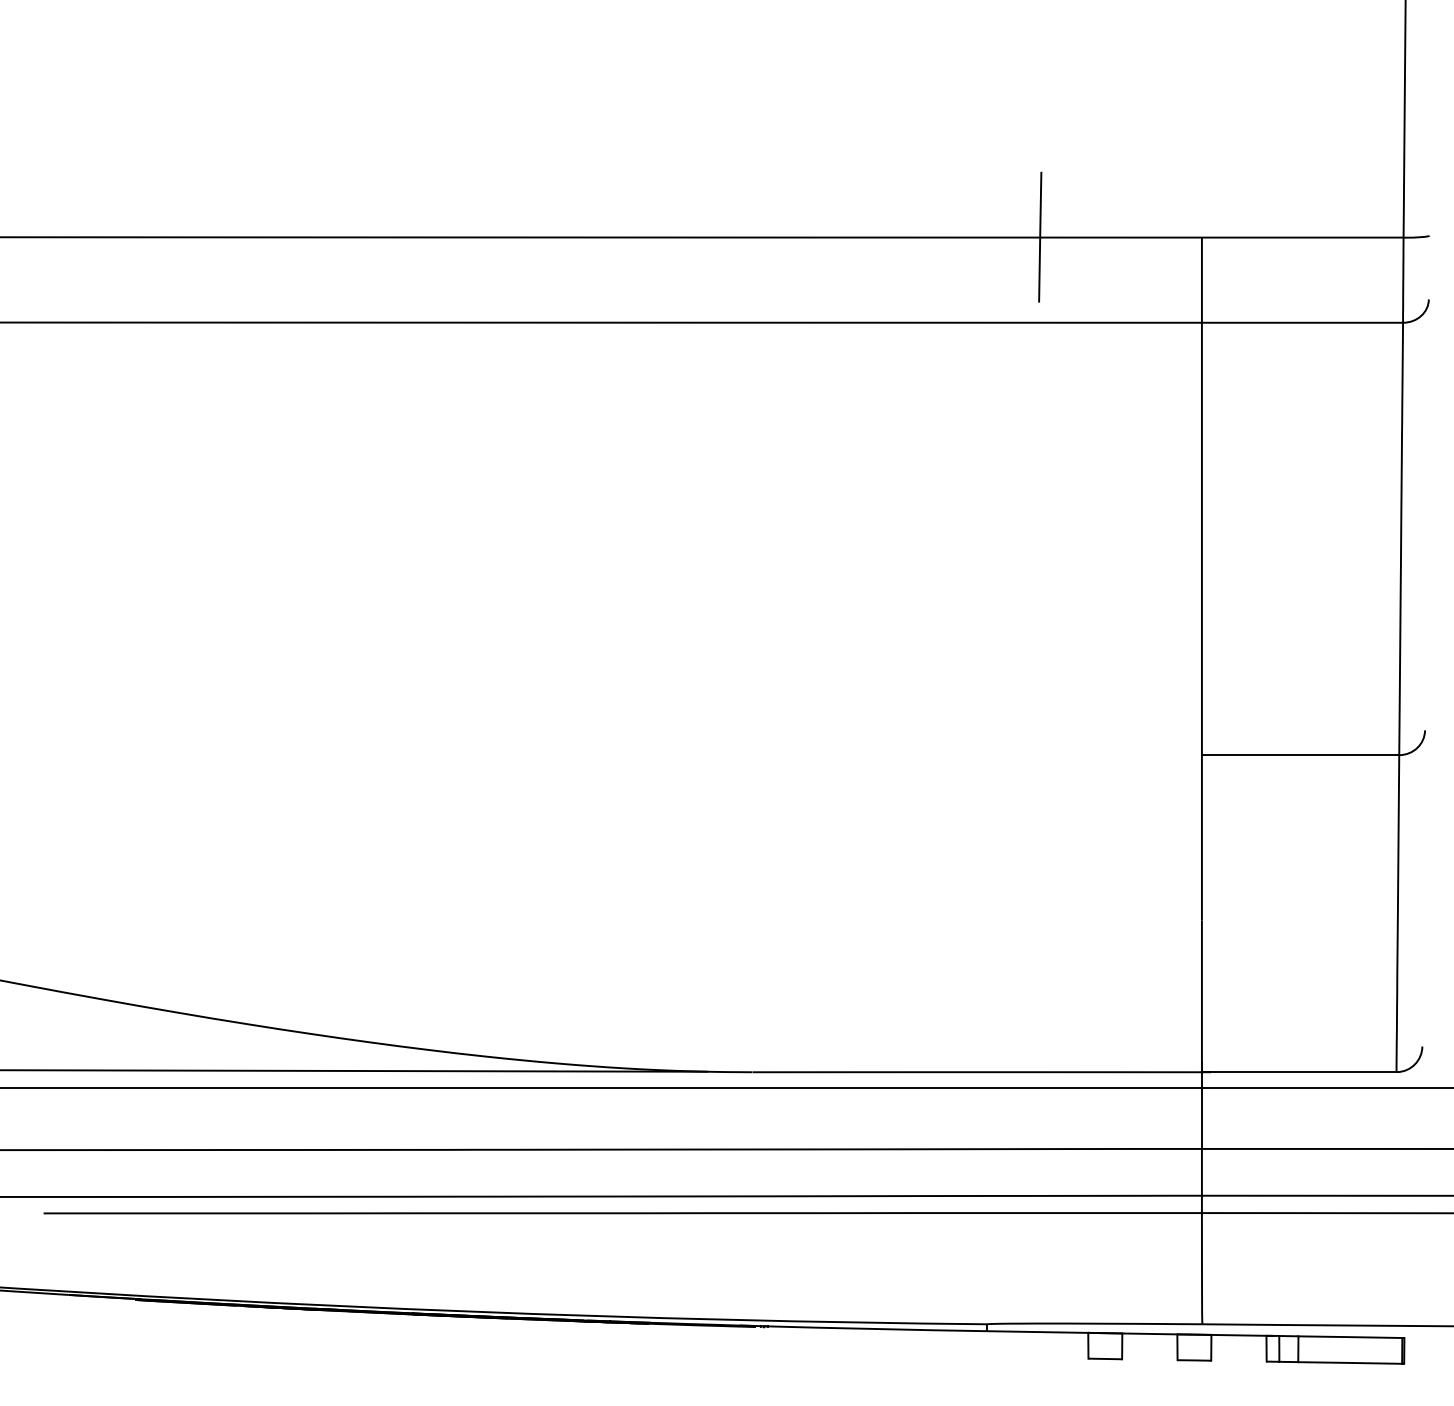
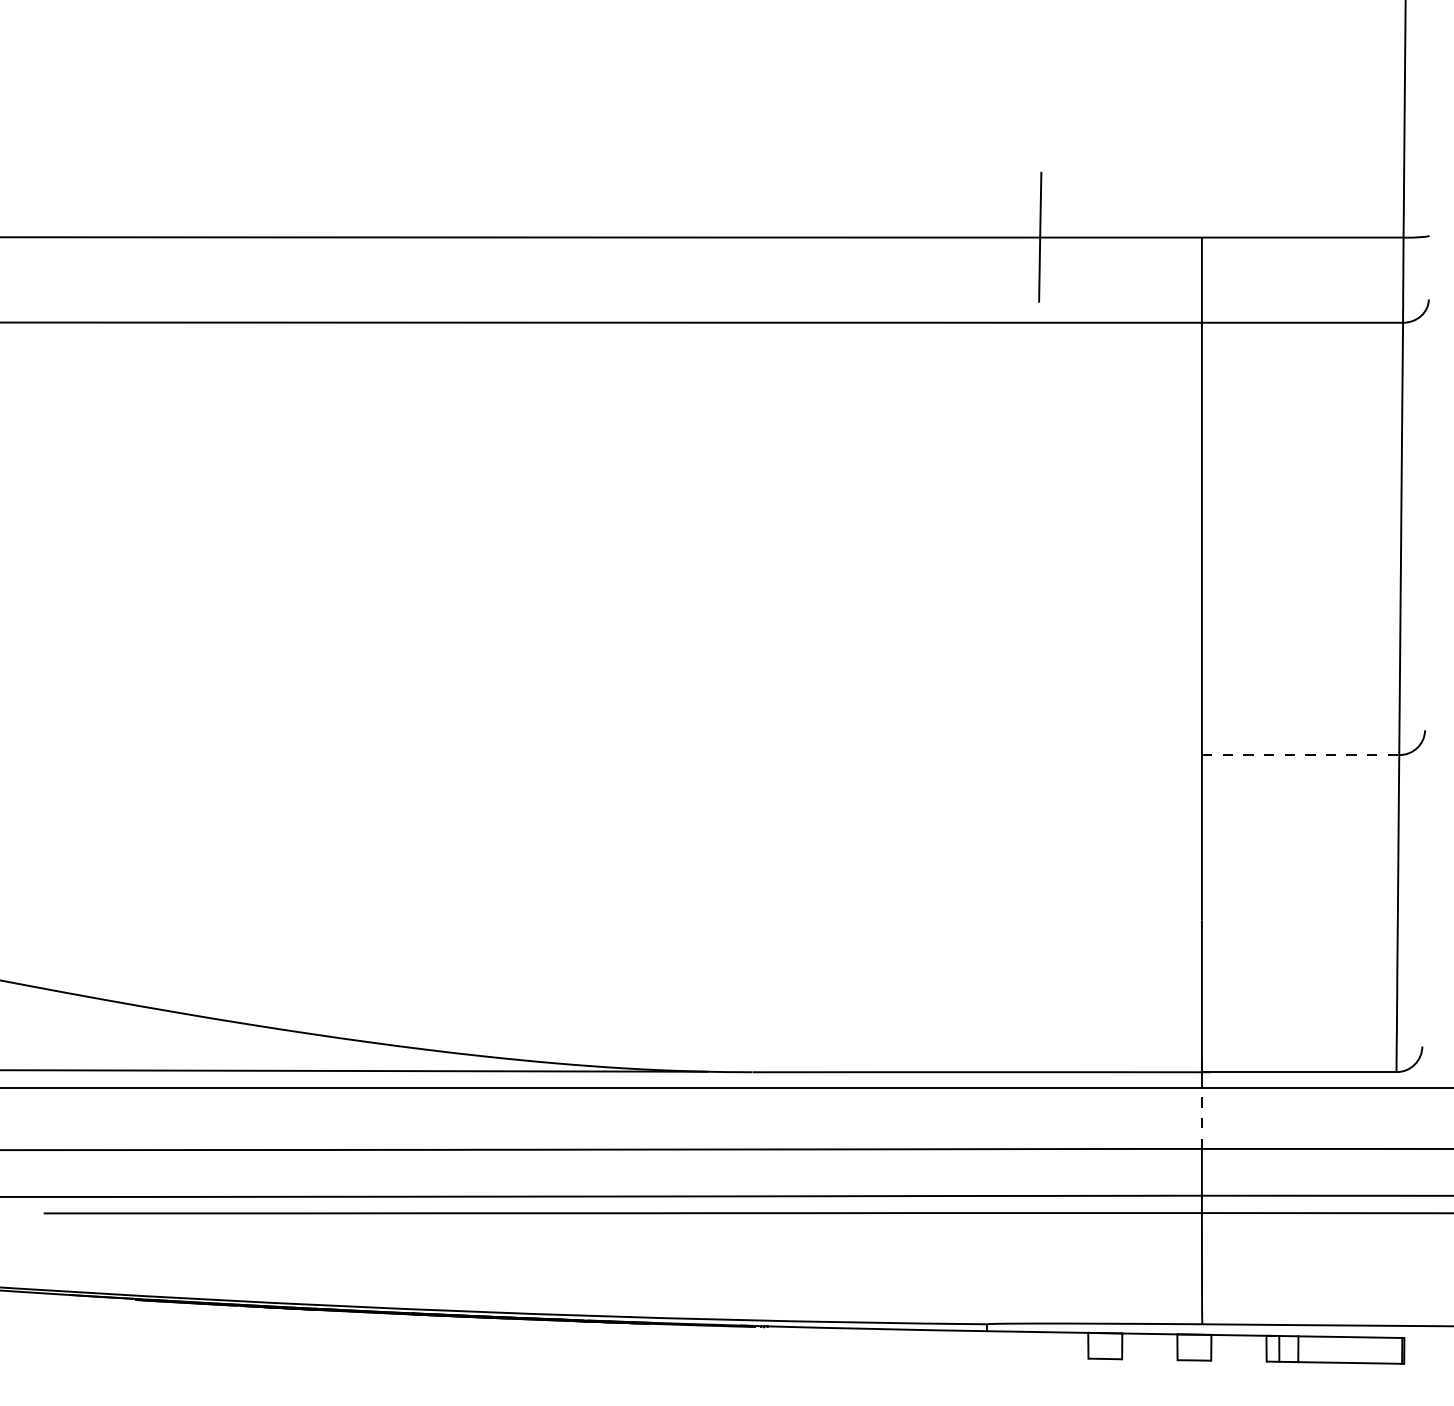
line: solid -> dashed (1300, 755)
line: solid -> dashed (1201, 1118)
